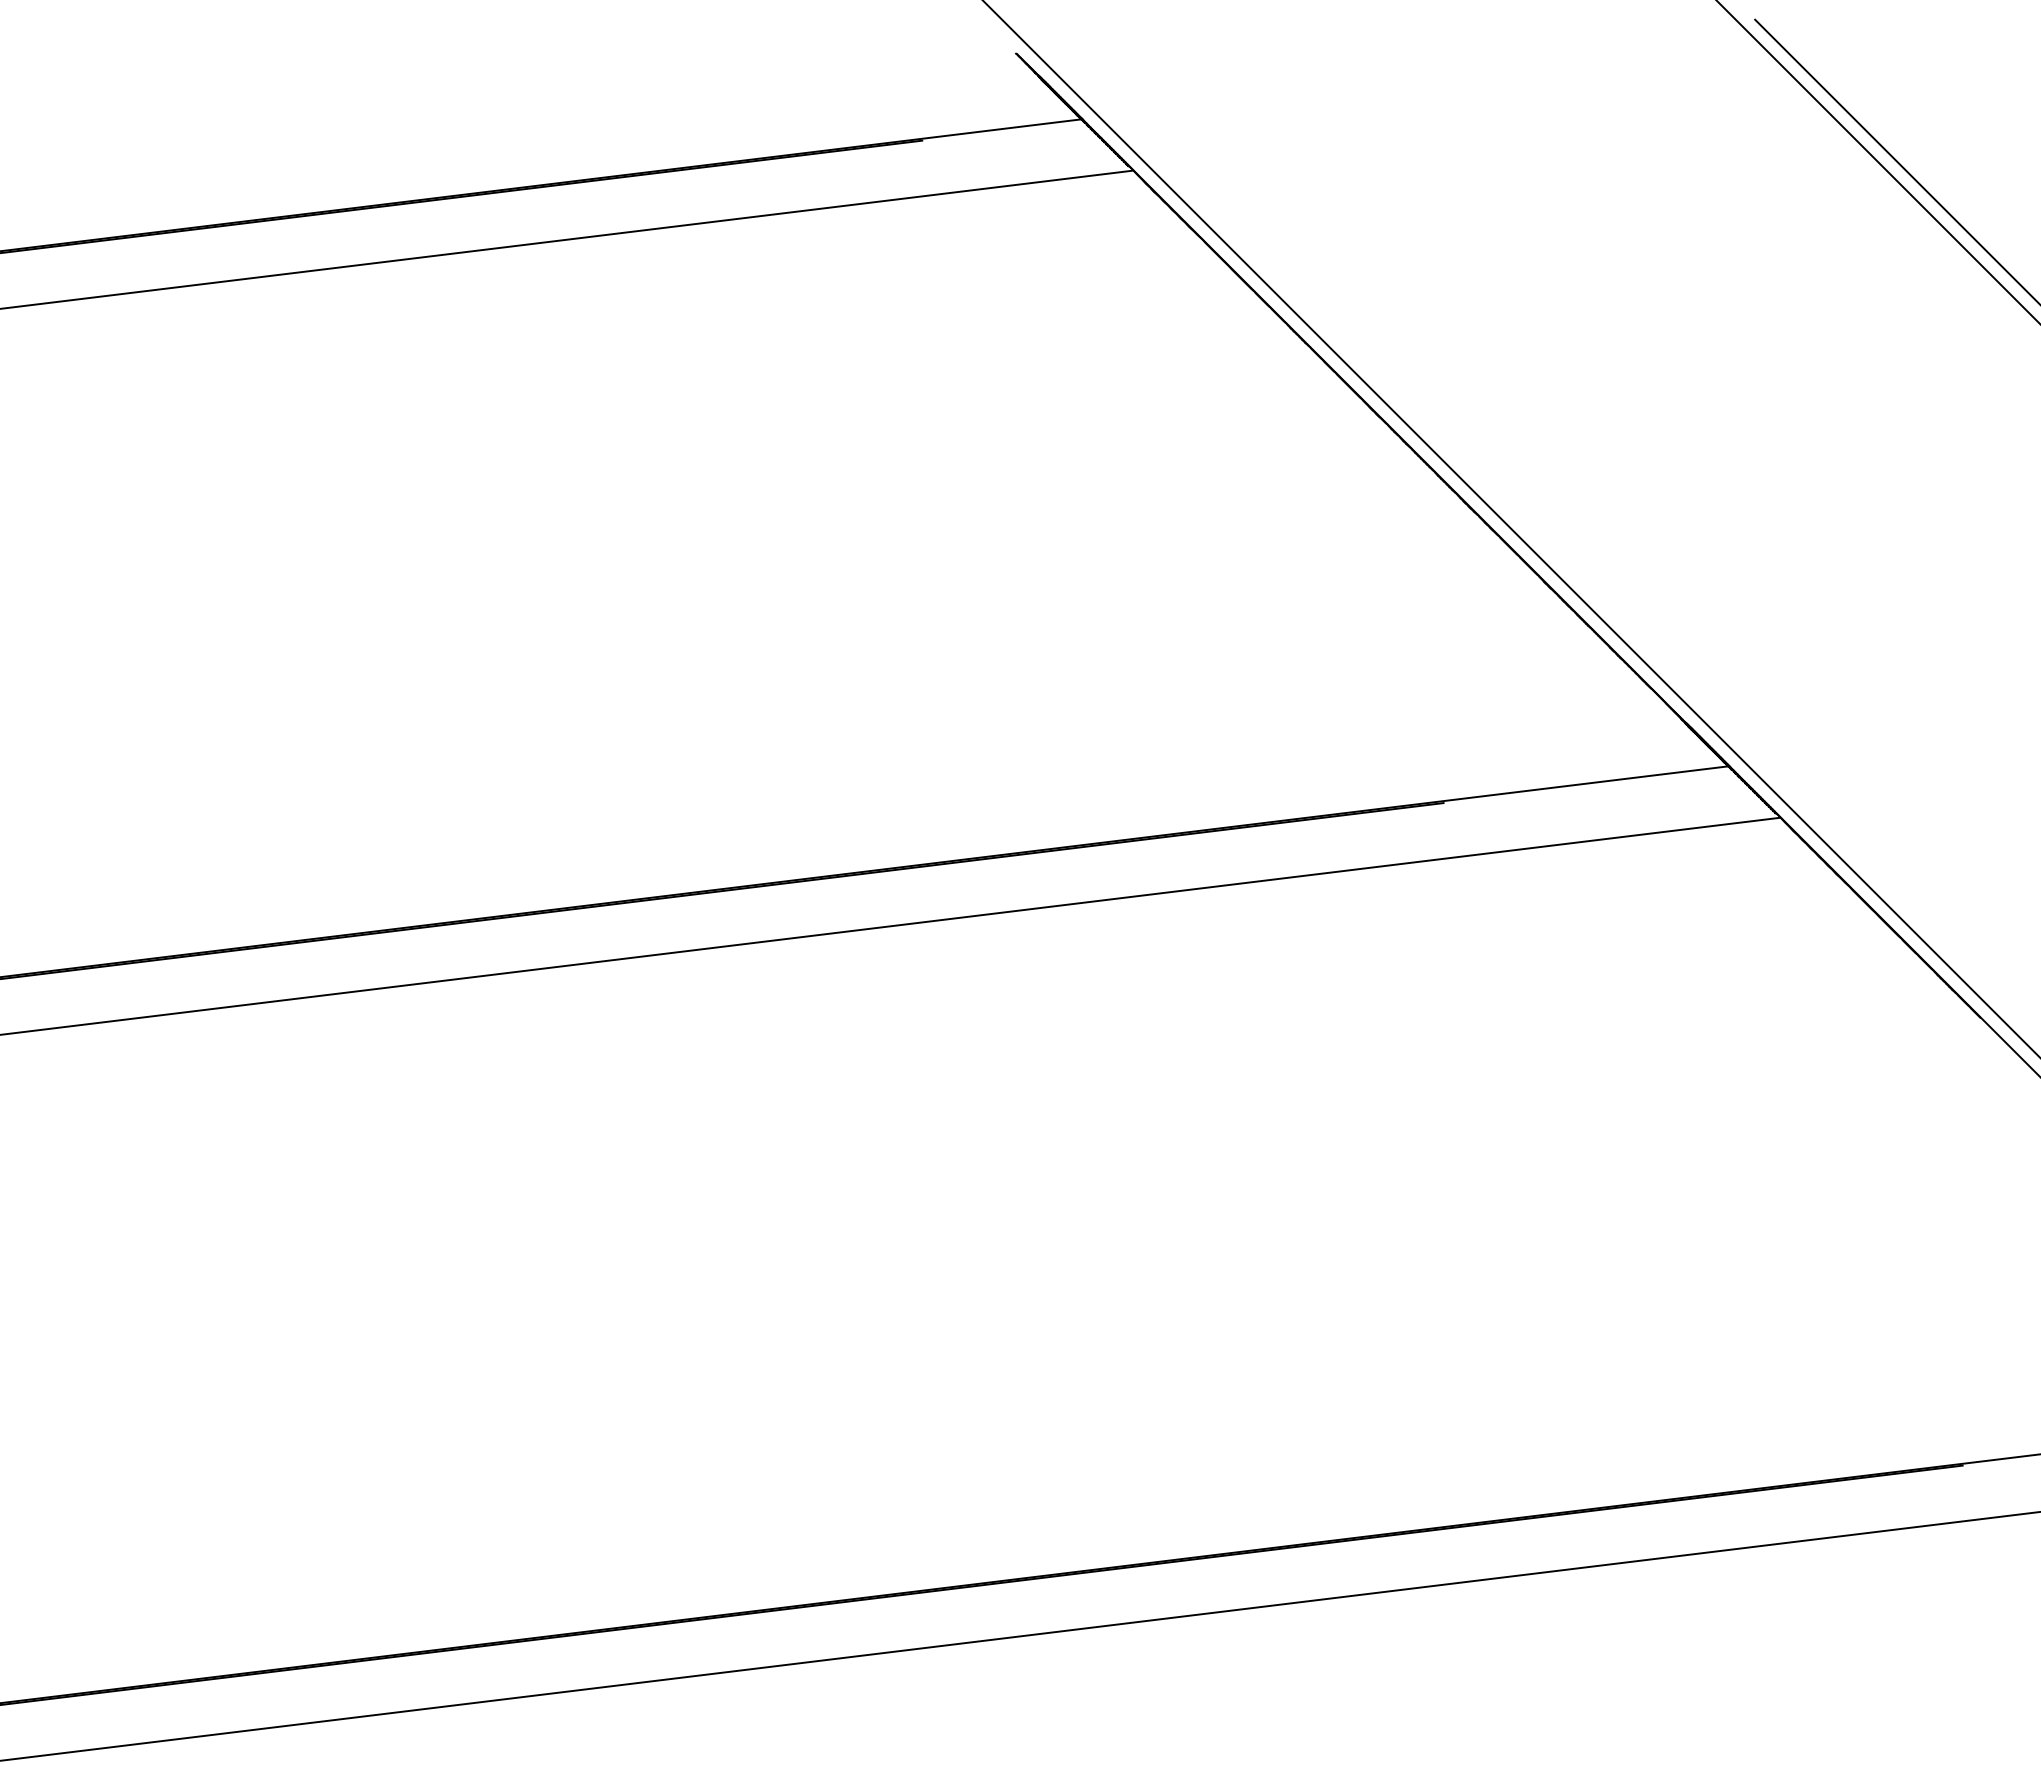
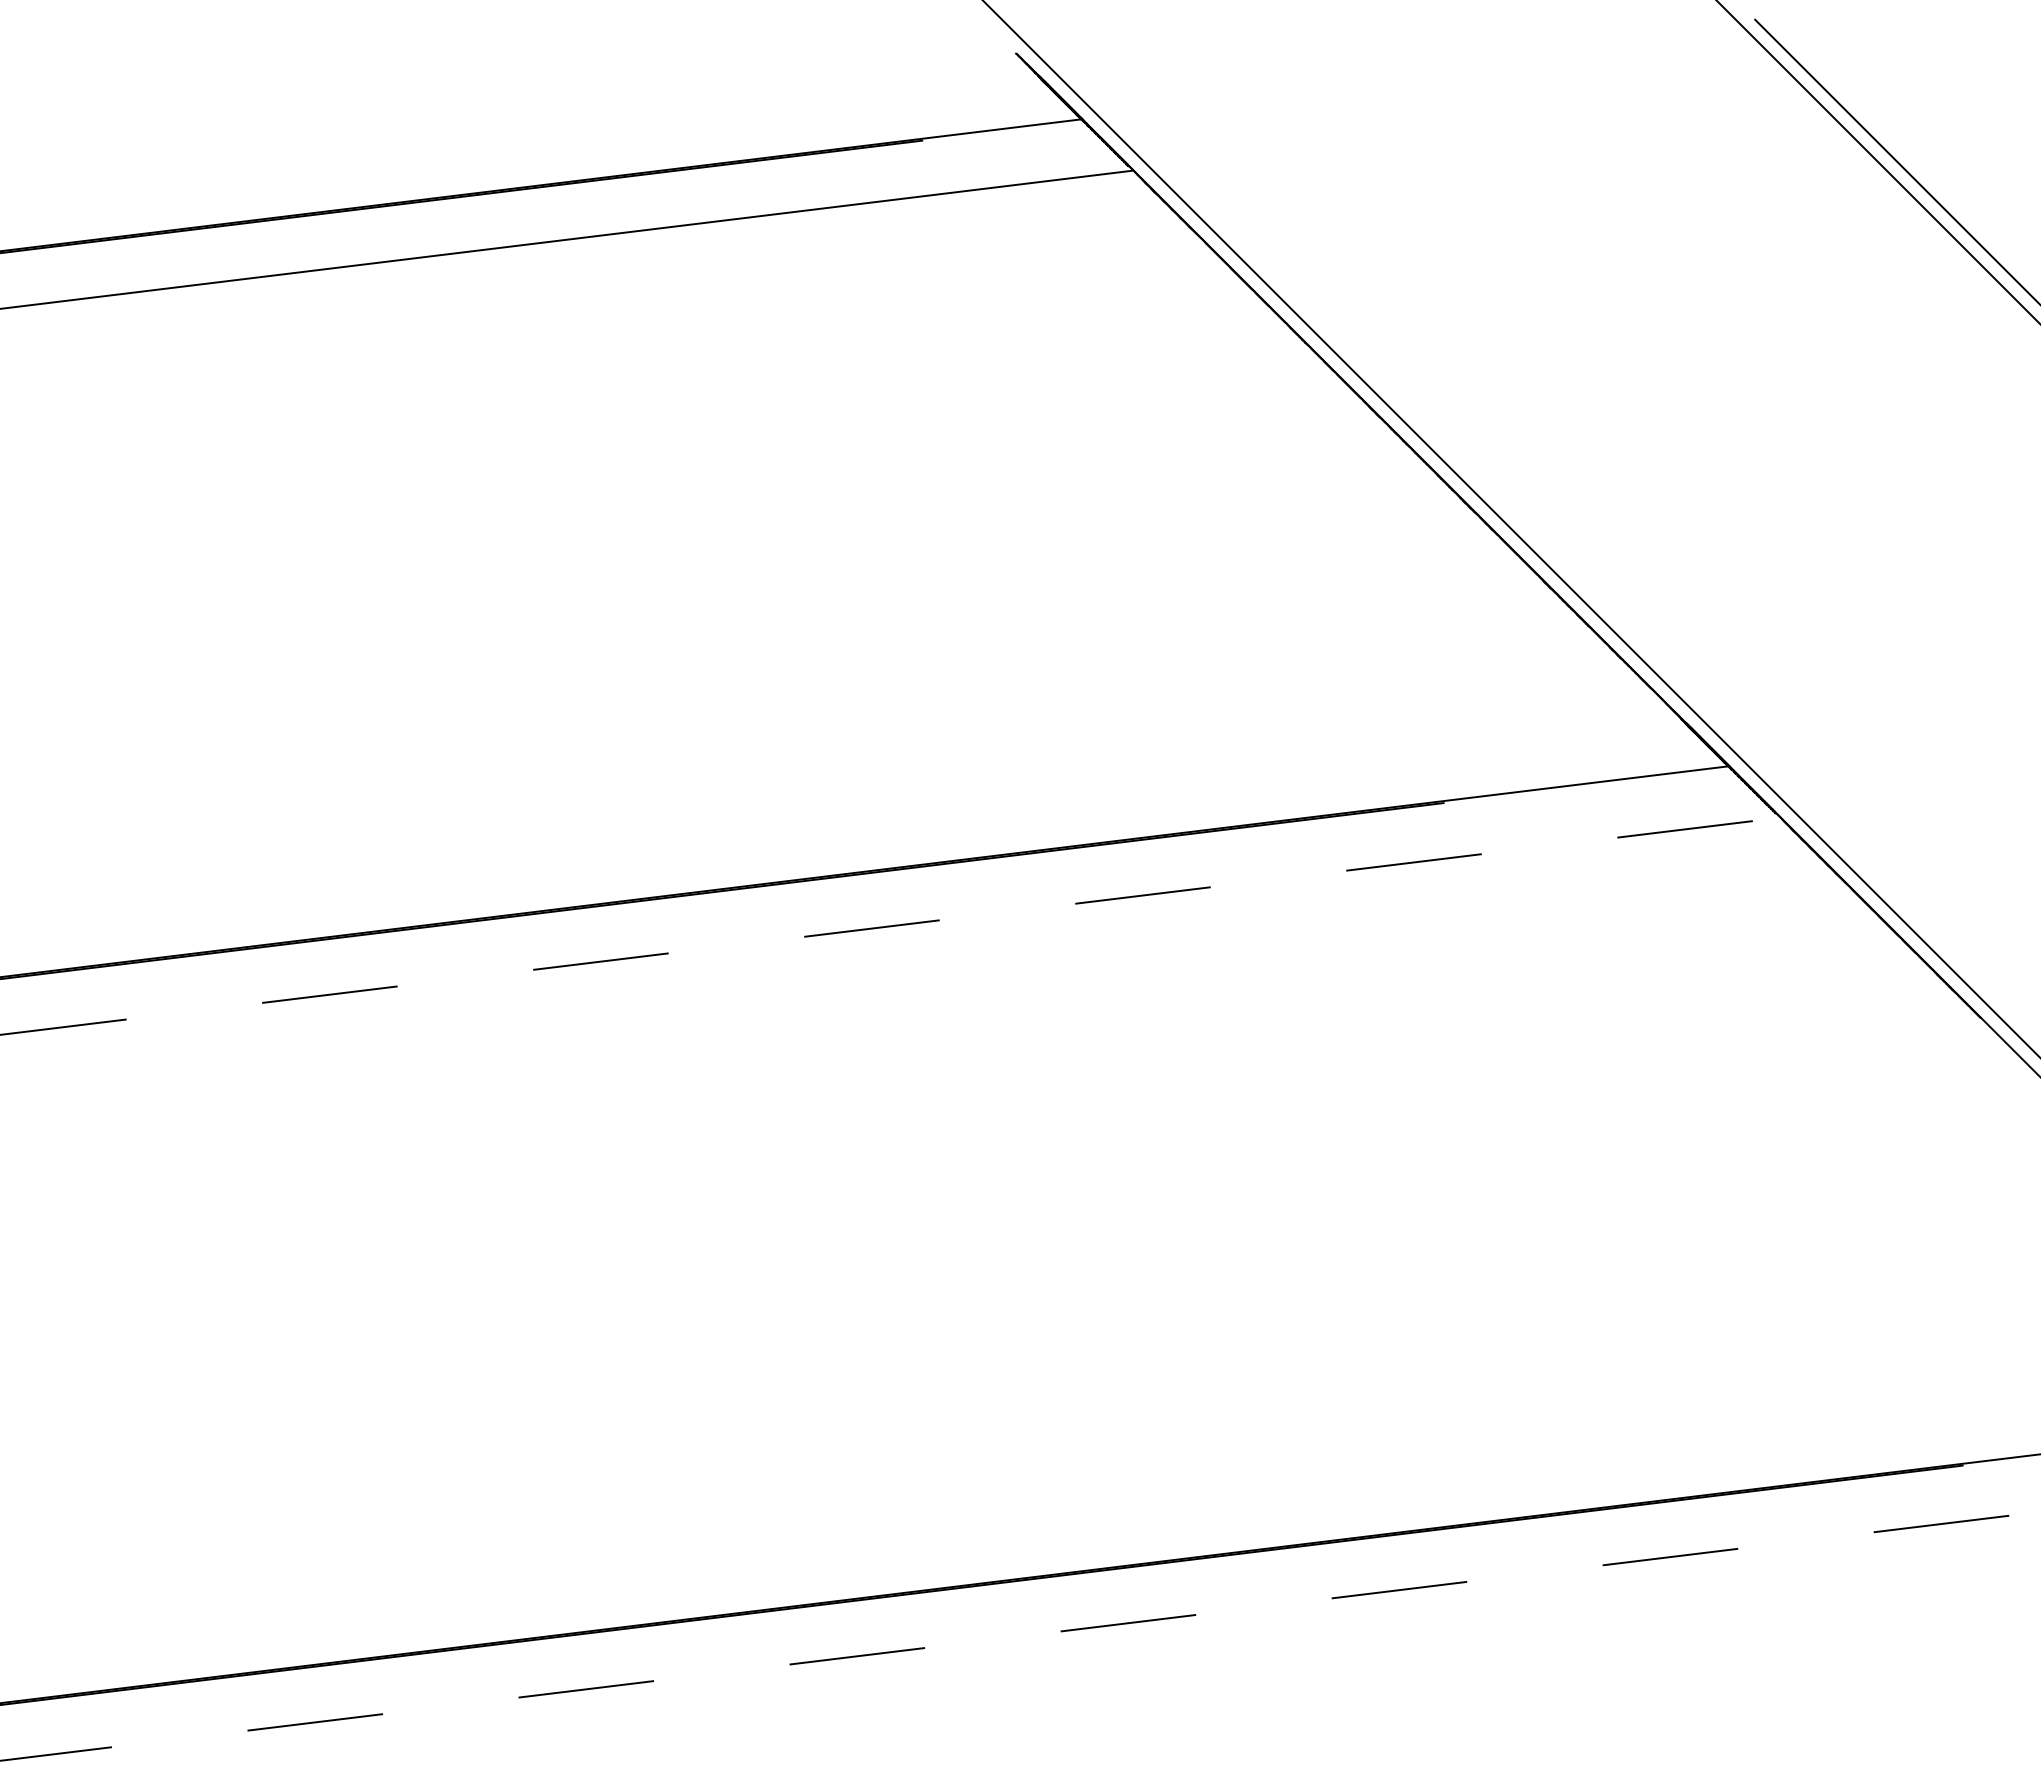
line: solid -> dashed (890, 926)
line: solid -> dashed (1021, 1636)
